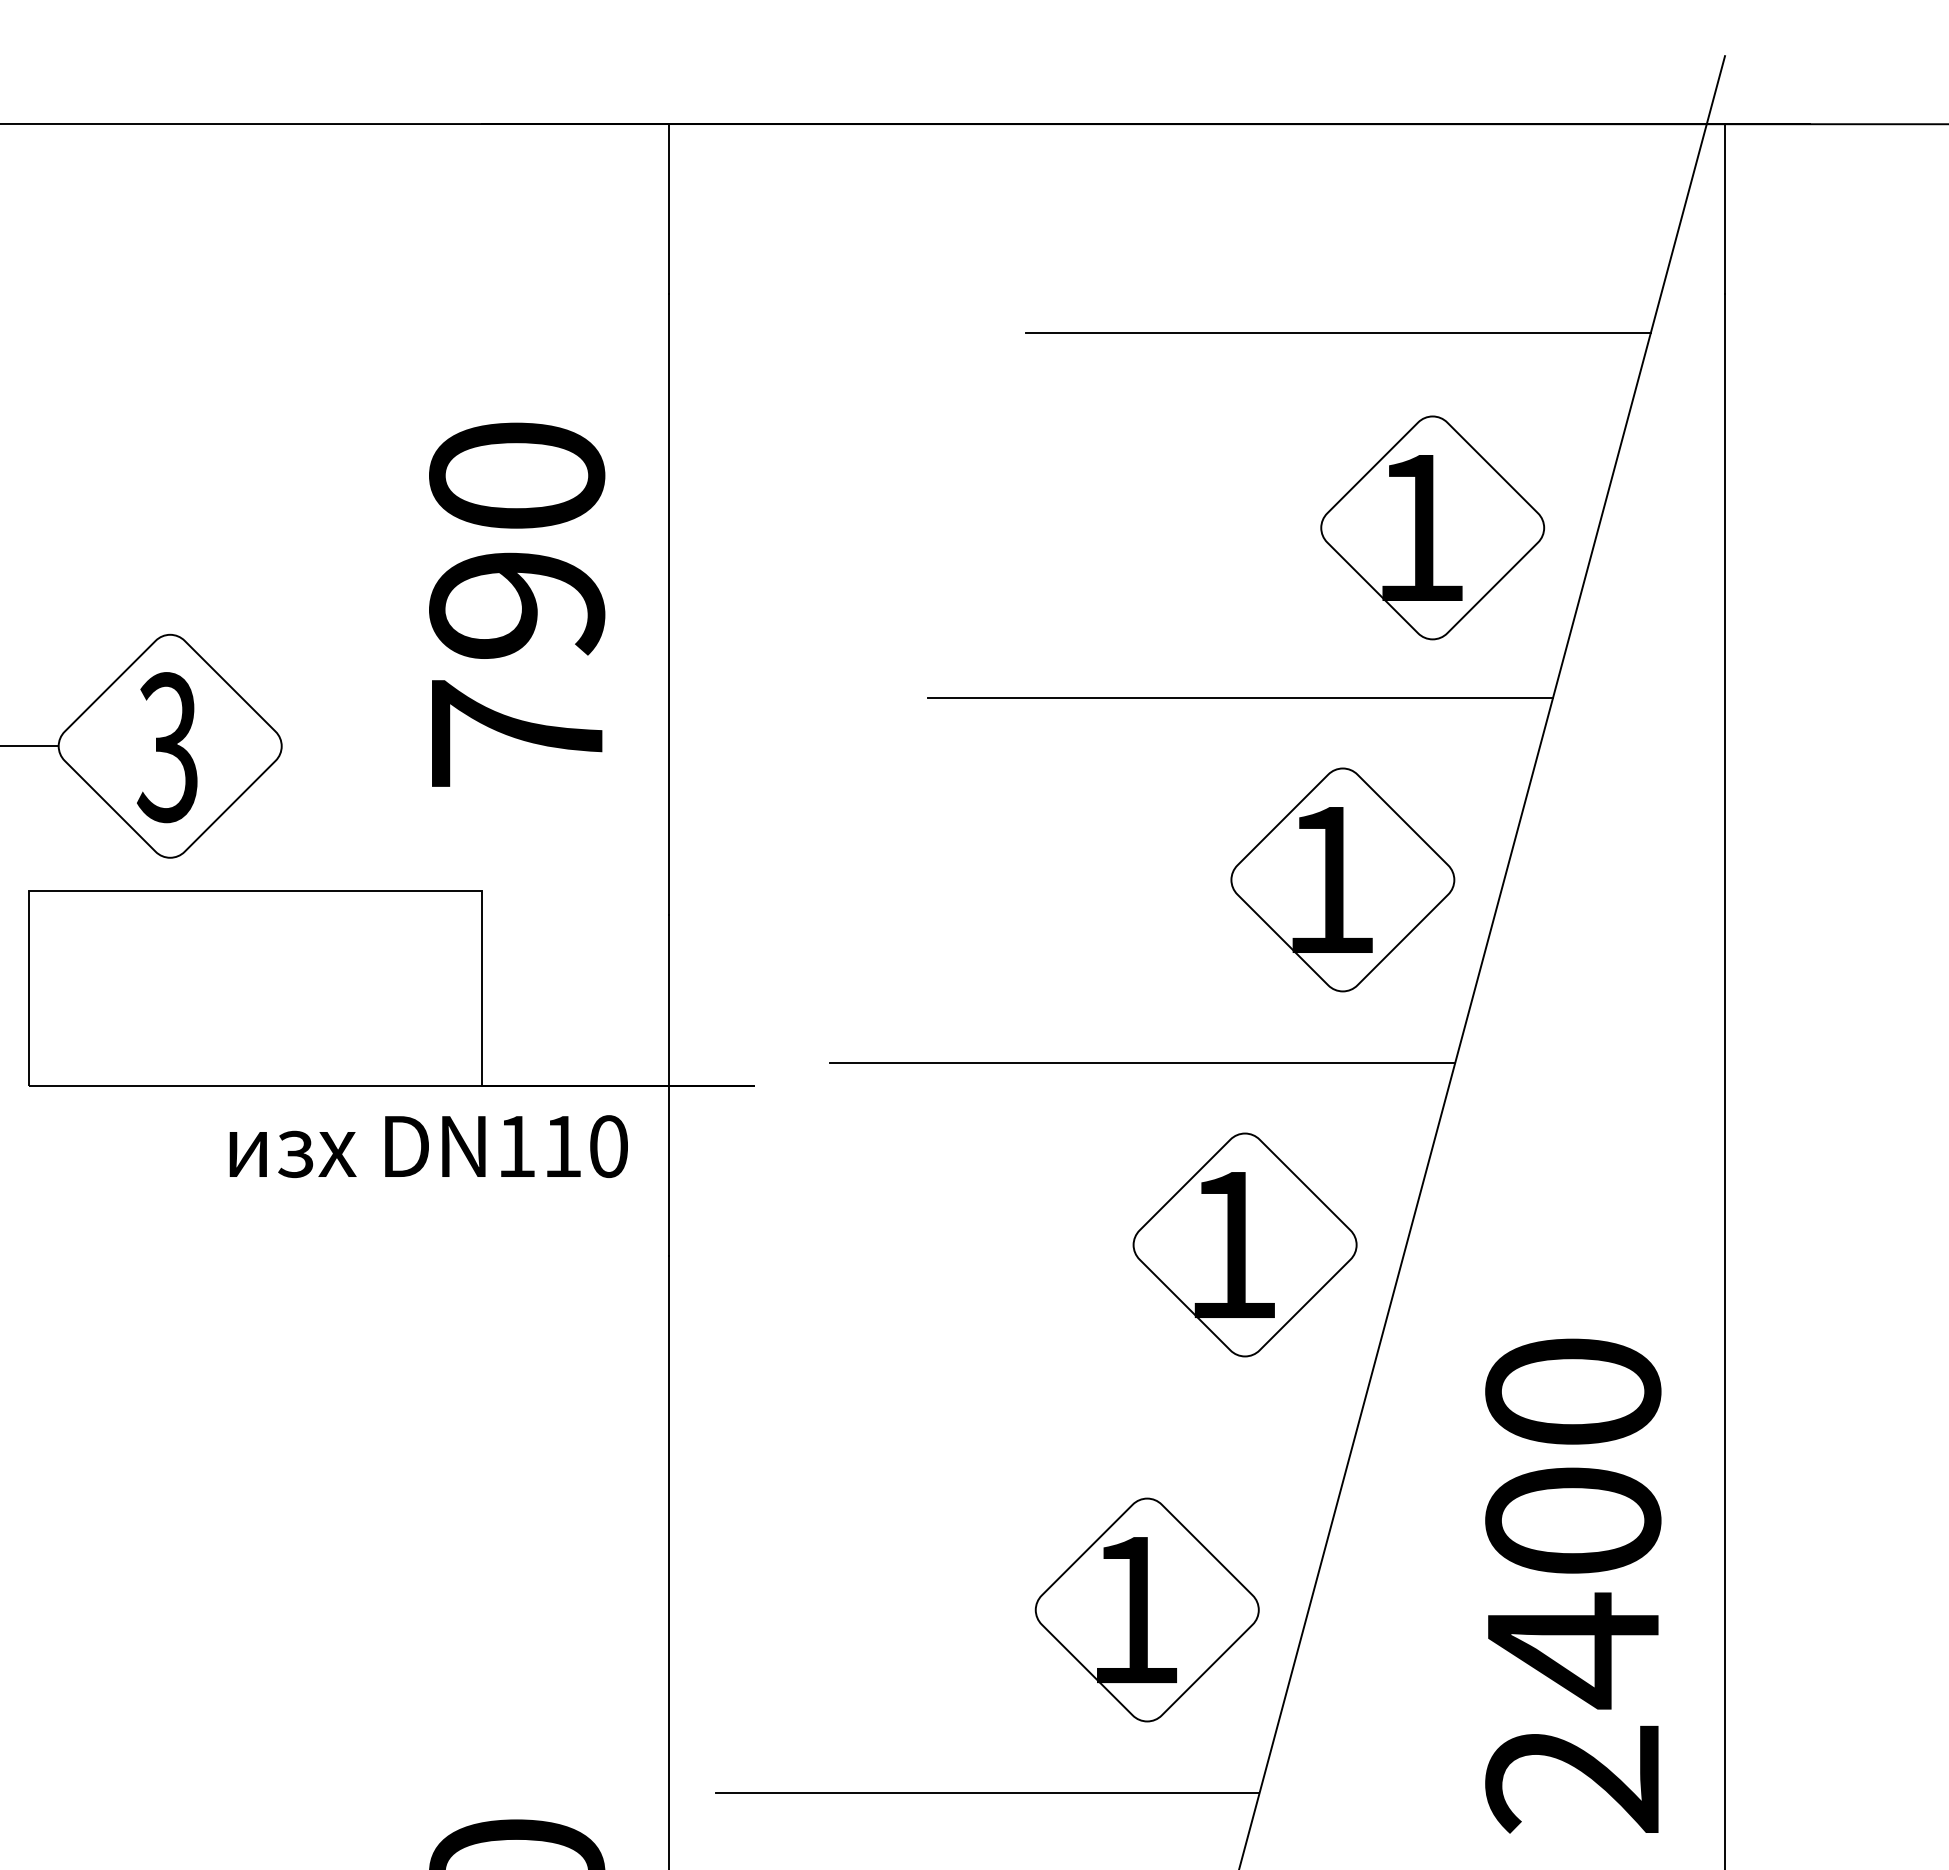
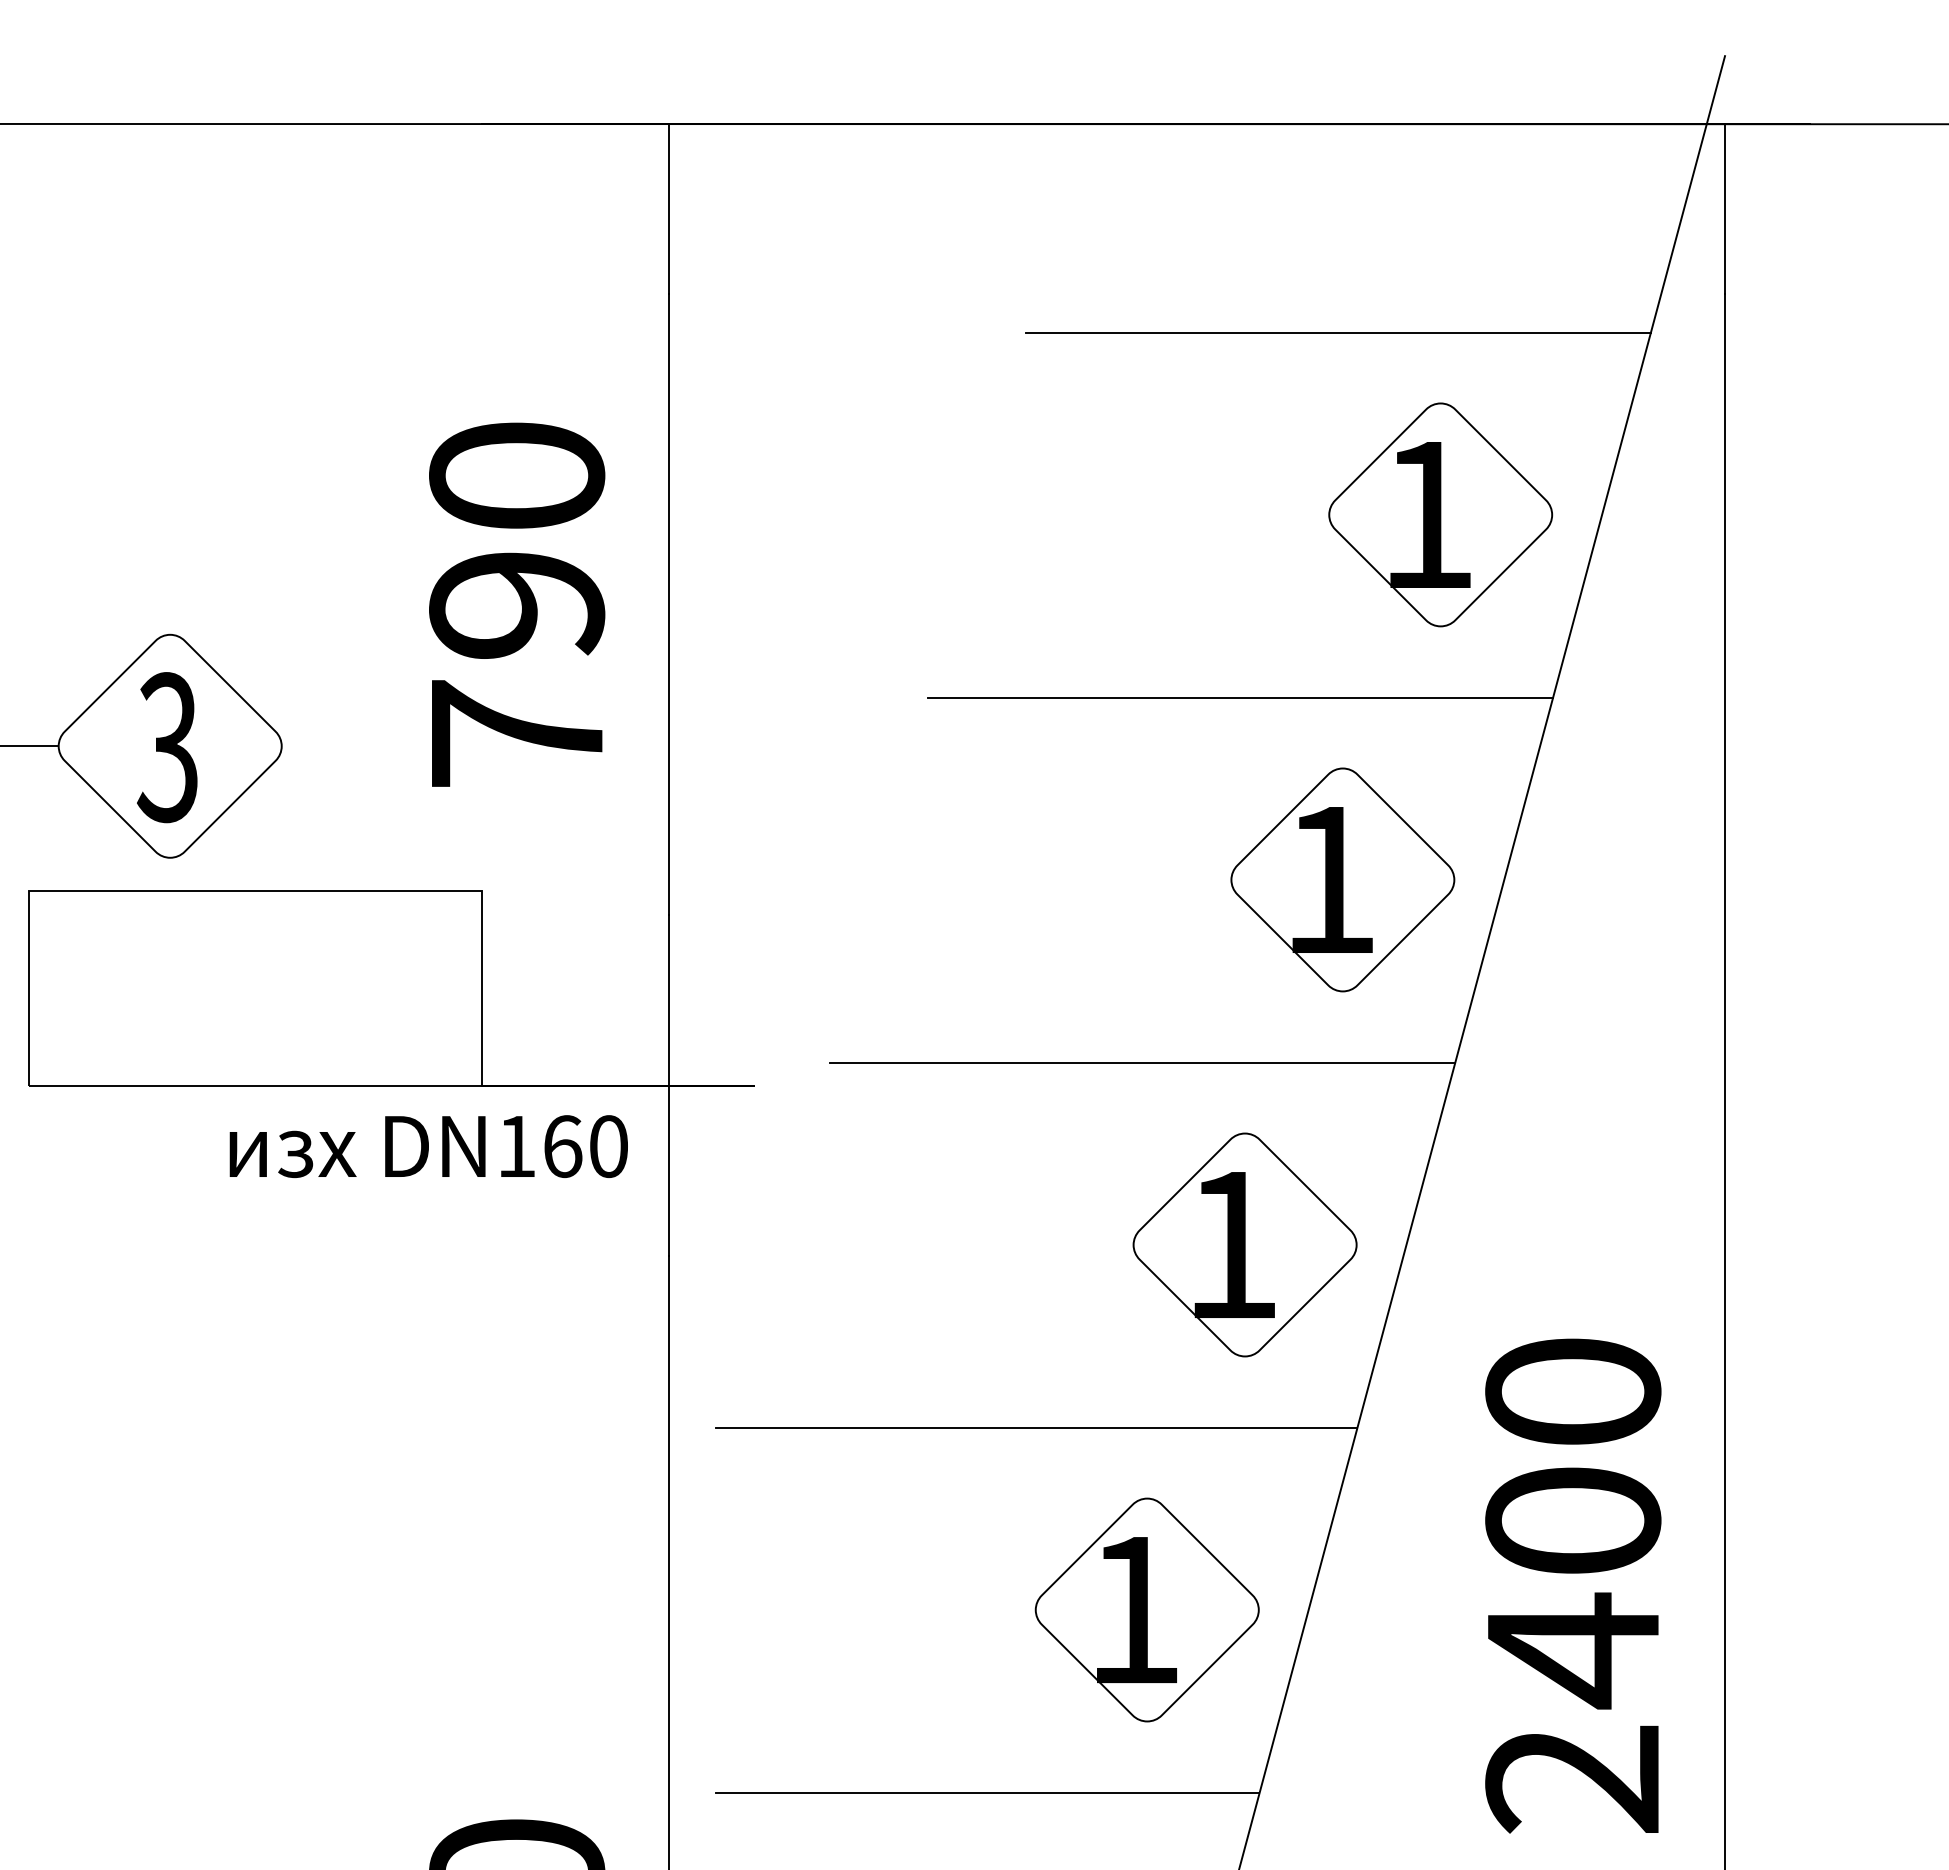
part position: (1432, 527) -> (1440, 514) (1440, 514)
text: DN110 -> DN160 (563, 1146)
line: none -> present (1036, 1428)
